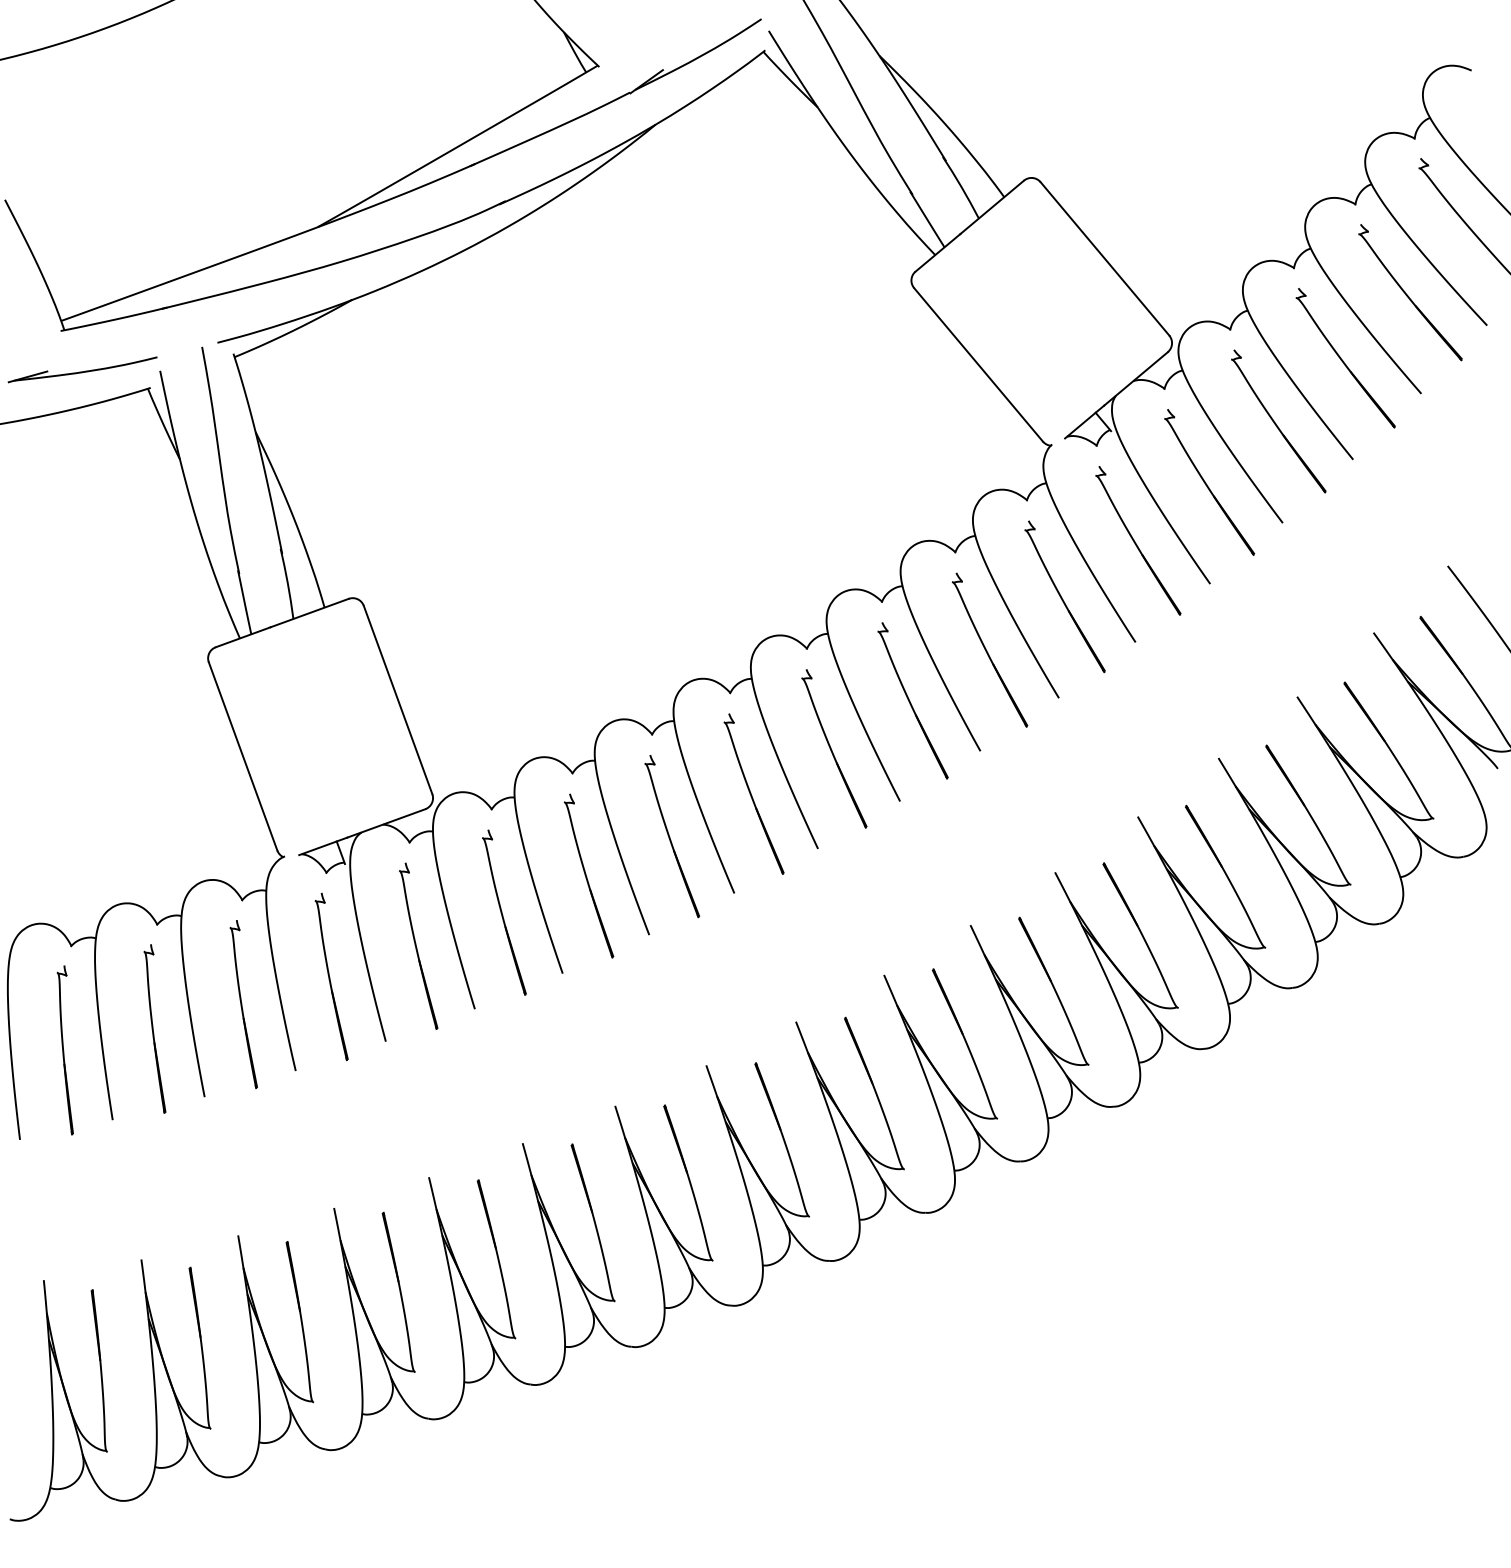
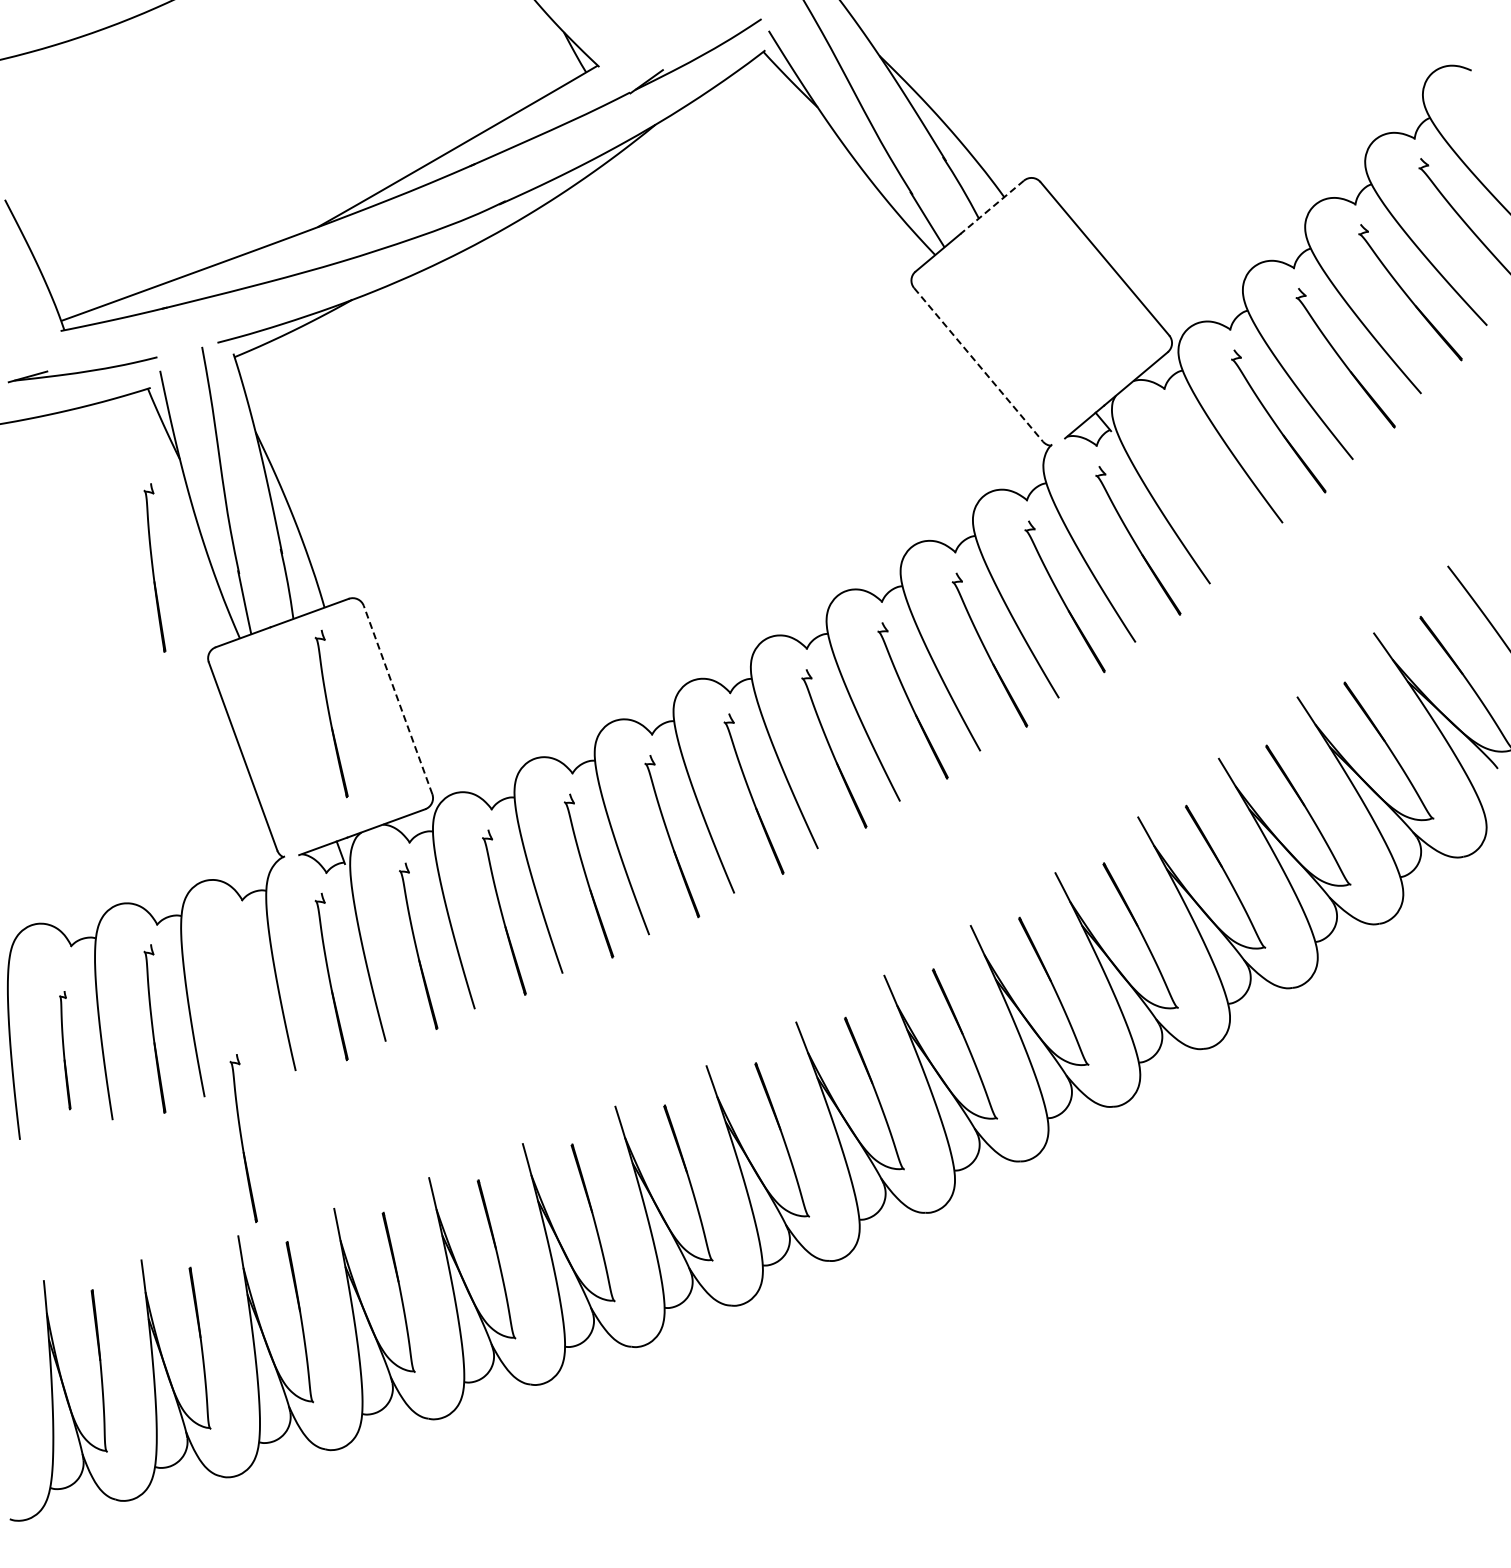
line: solid -> dashed (992, 207)
line: solid -> dashed (978, 365)
part: present -> none (1209, 482)
part: none -> present (154, 567)
line: solid -> dashed (397, 699)
part: none -> present (331, 713)
part position: (243, 1004) -> (243, 1138) (243, 1138)
part size: 18x171 px -> 13x120 px (65, 1050)
